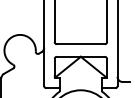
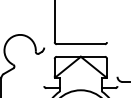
line: present -> none (107, 22)
line: present -> none (44, 44)
line: present -> none (117, 44)
